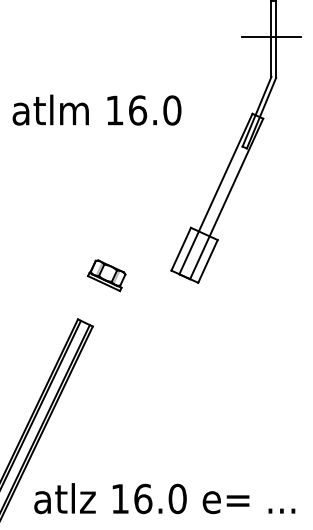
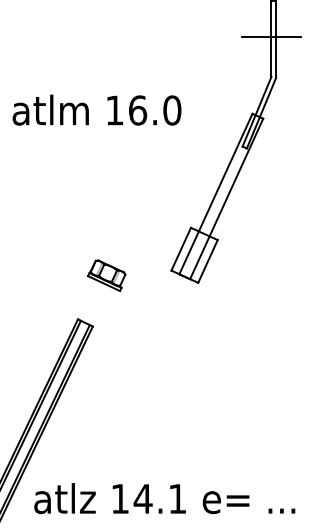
text: 16.0 -> 14.1 (159, 498)
